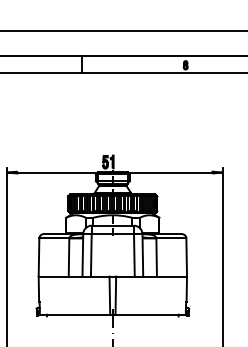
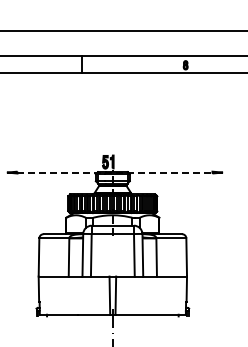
line: solid -> dashed (114, 172)
line: present -> none (6, 255)
line: present -> none (223, 255)
